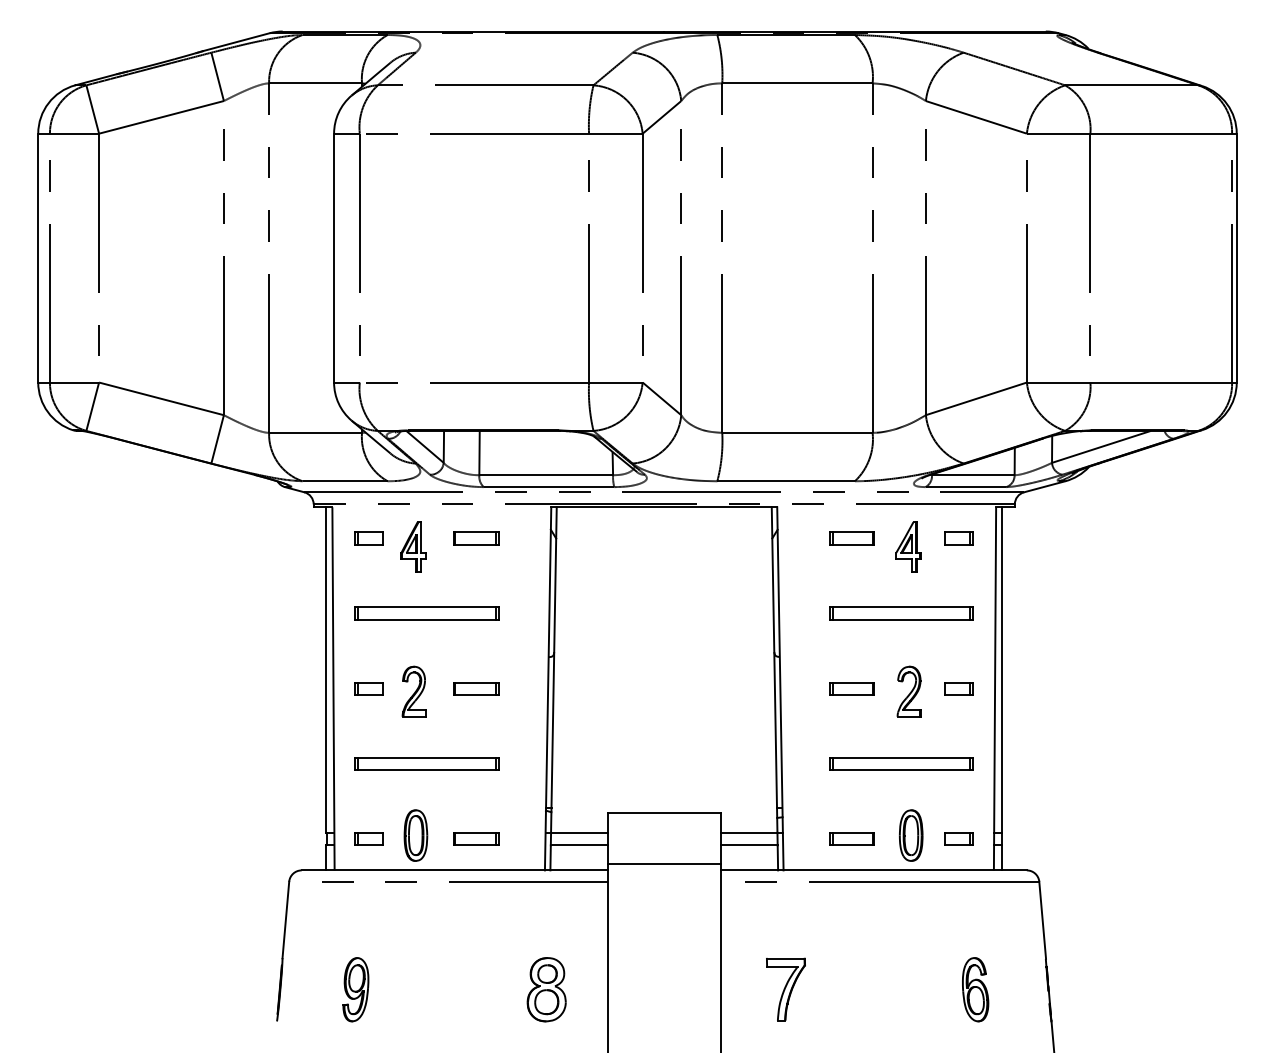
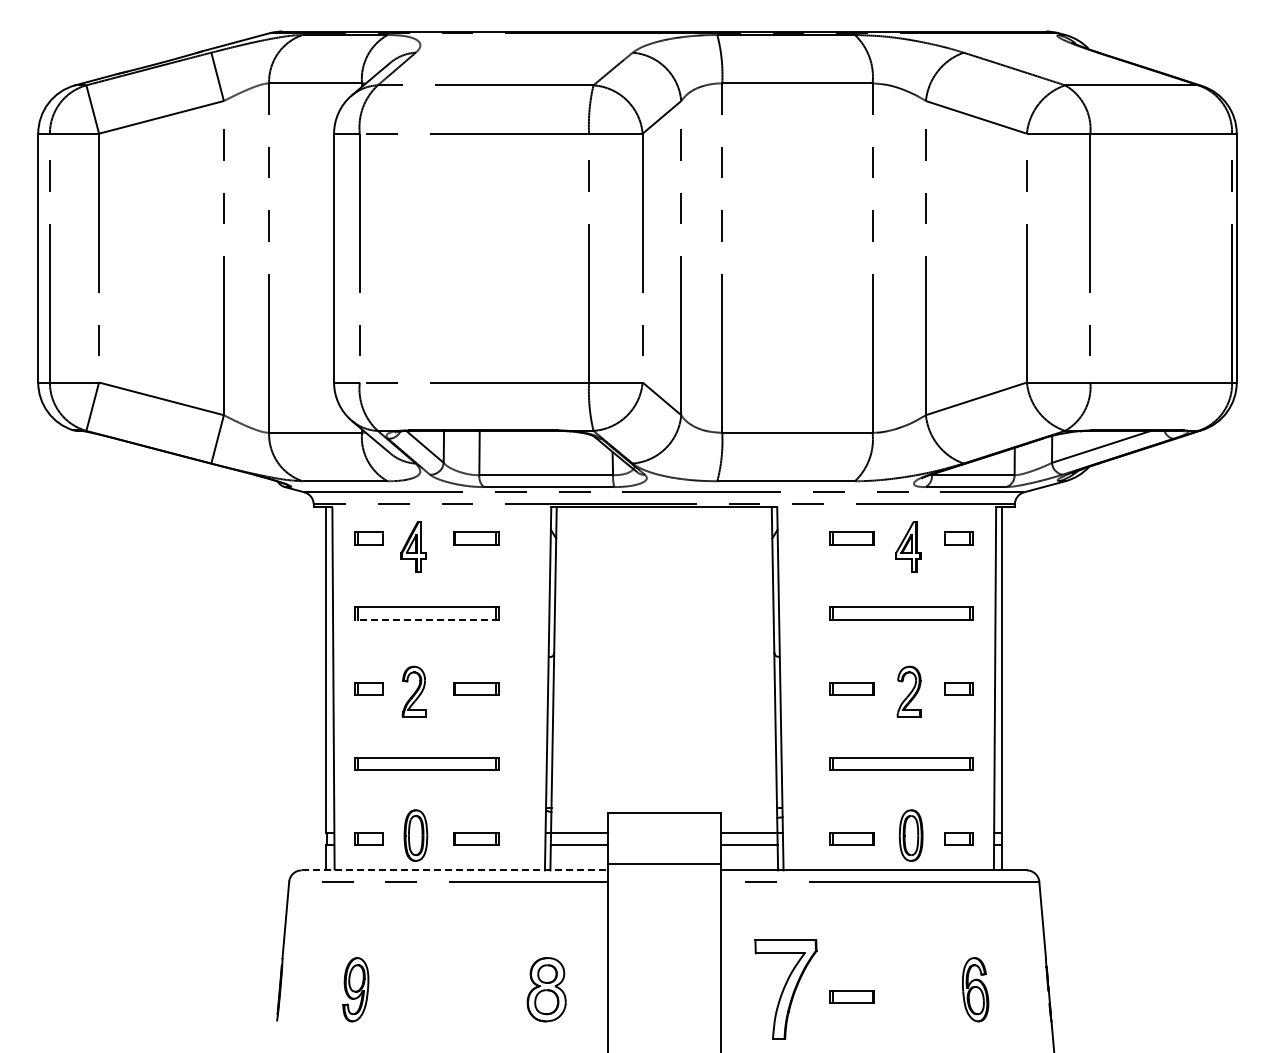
line: solid -> dashed (426, 619)
line: solid -> dashed (455, 870)
part size: 40x65 px -> 64x101 px (785, 989)
part: none -> present (851, 996)
